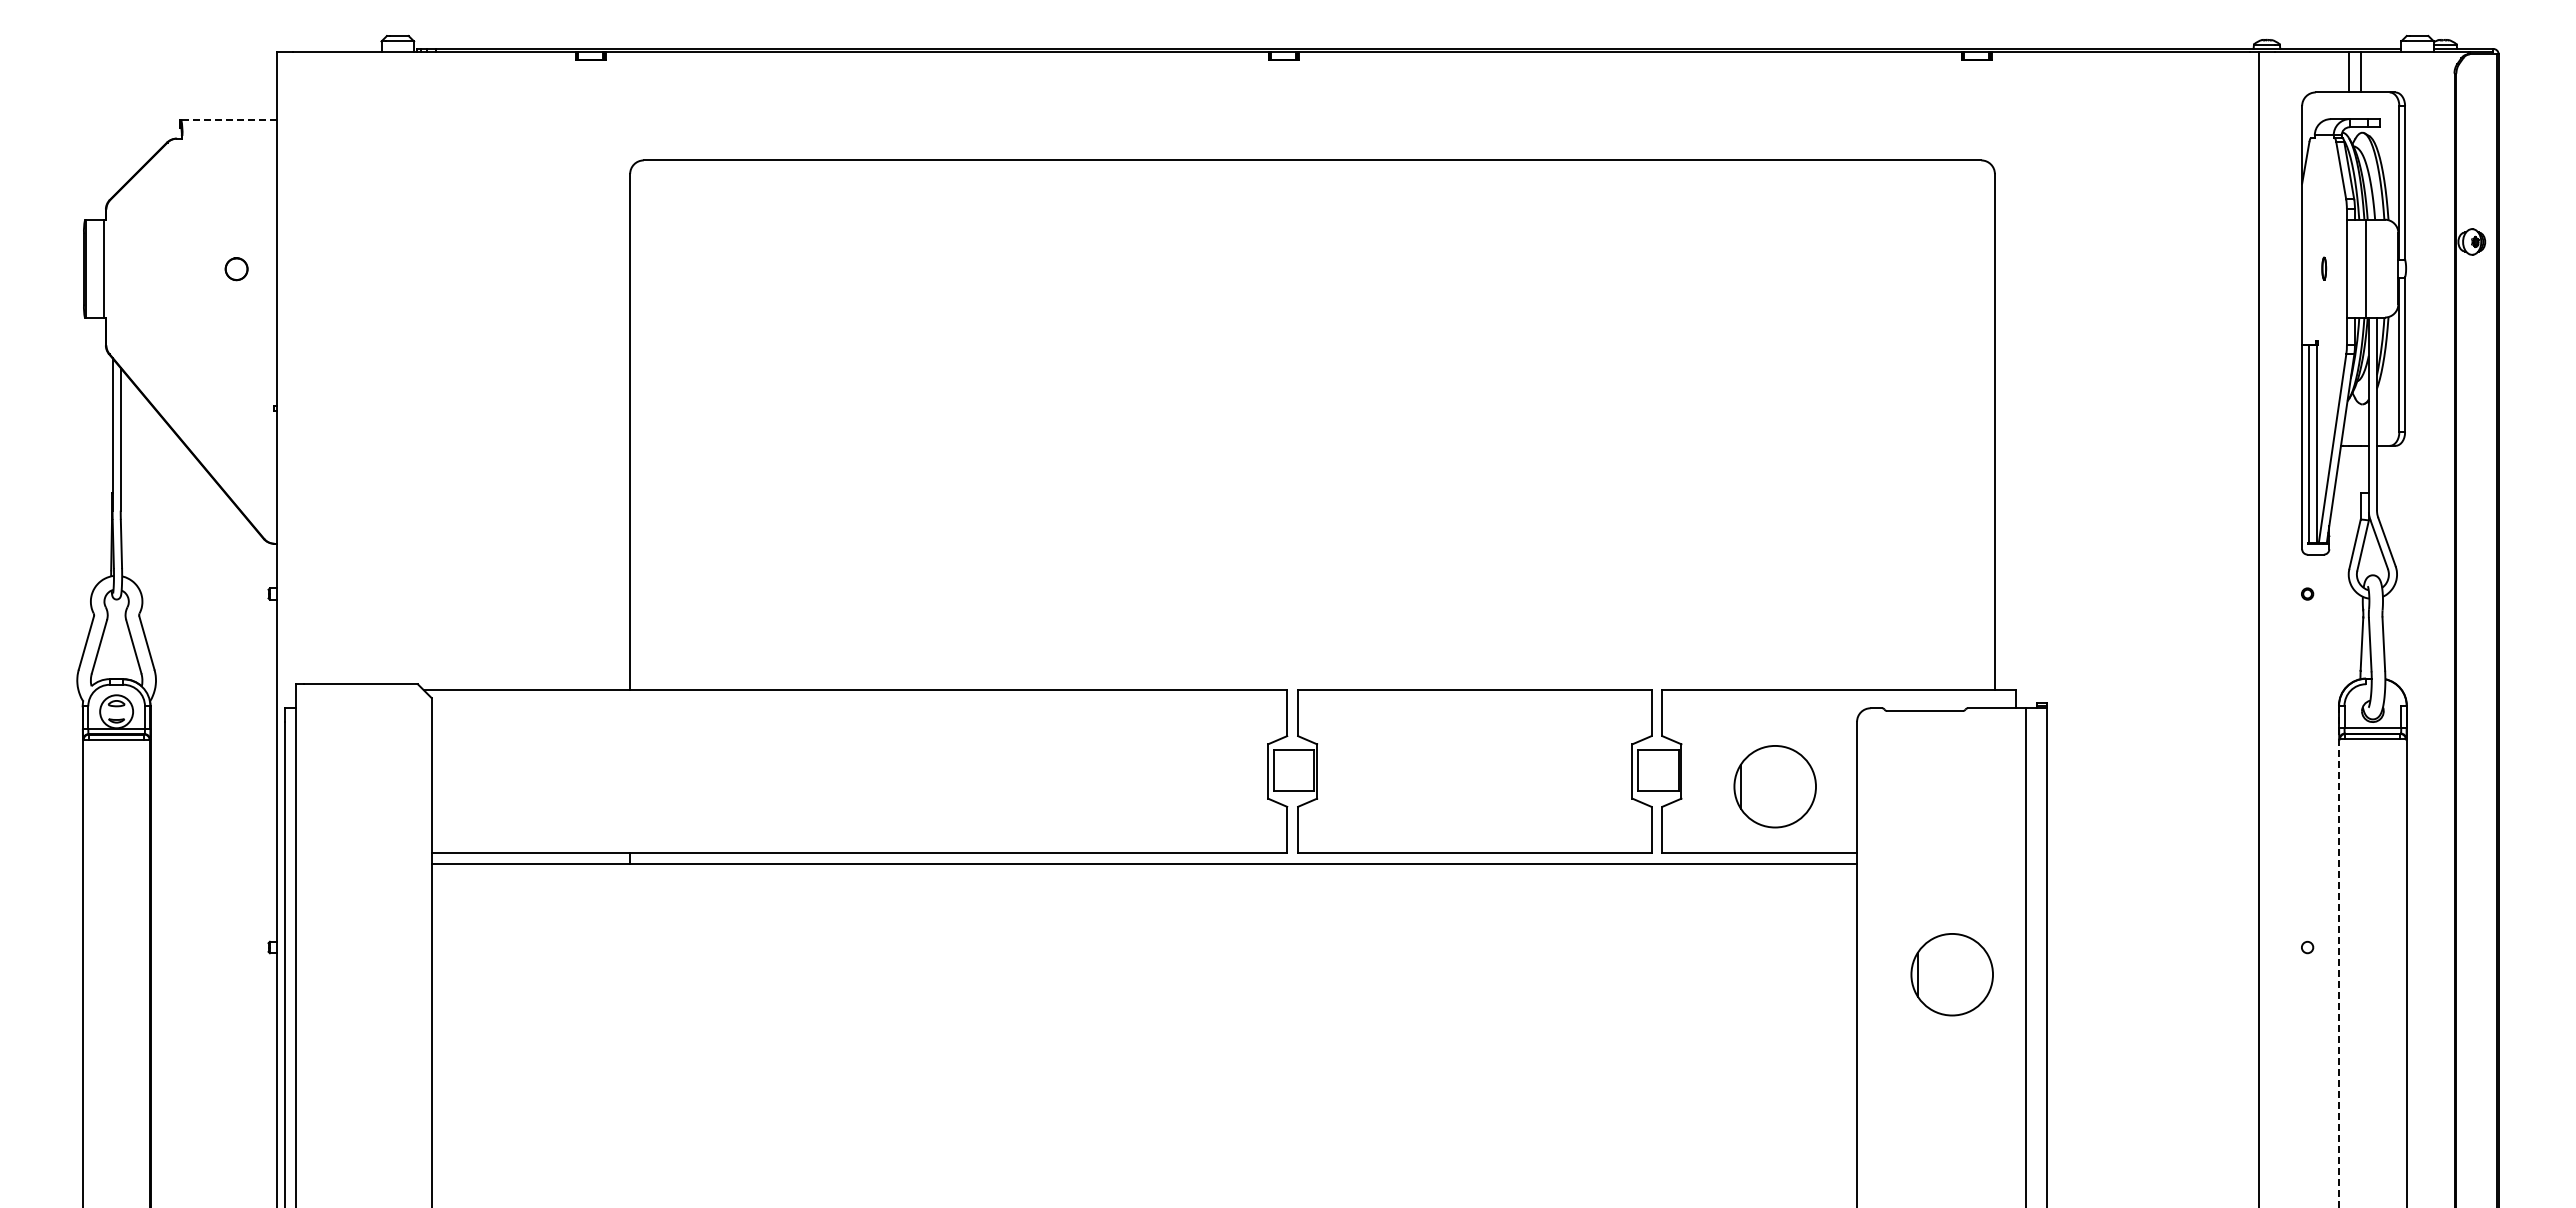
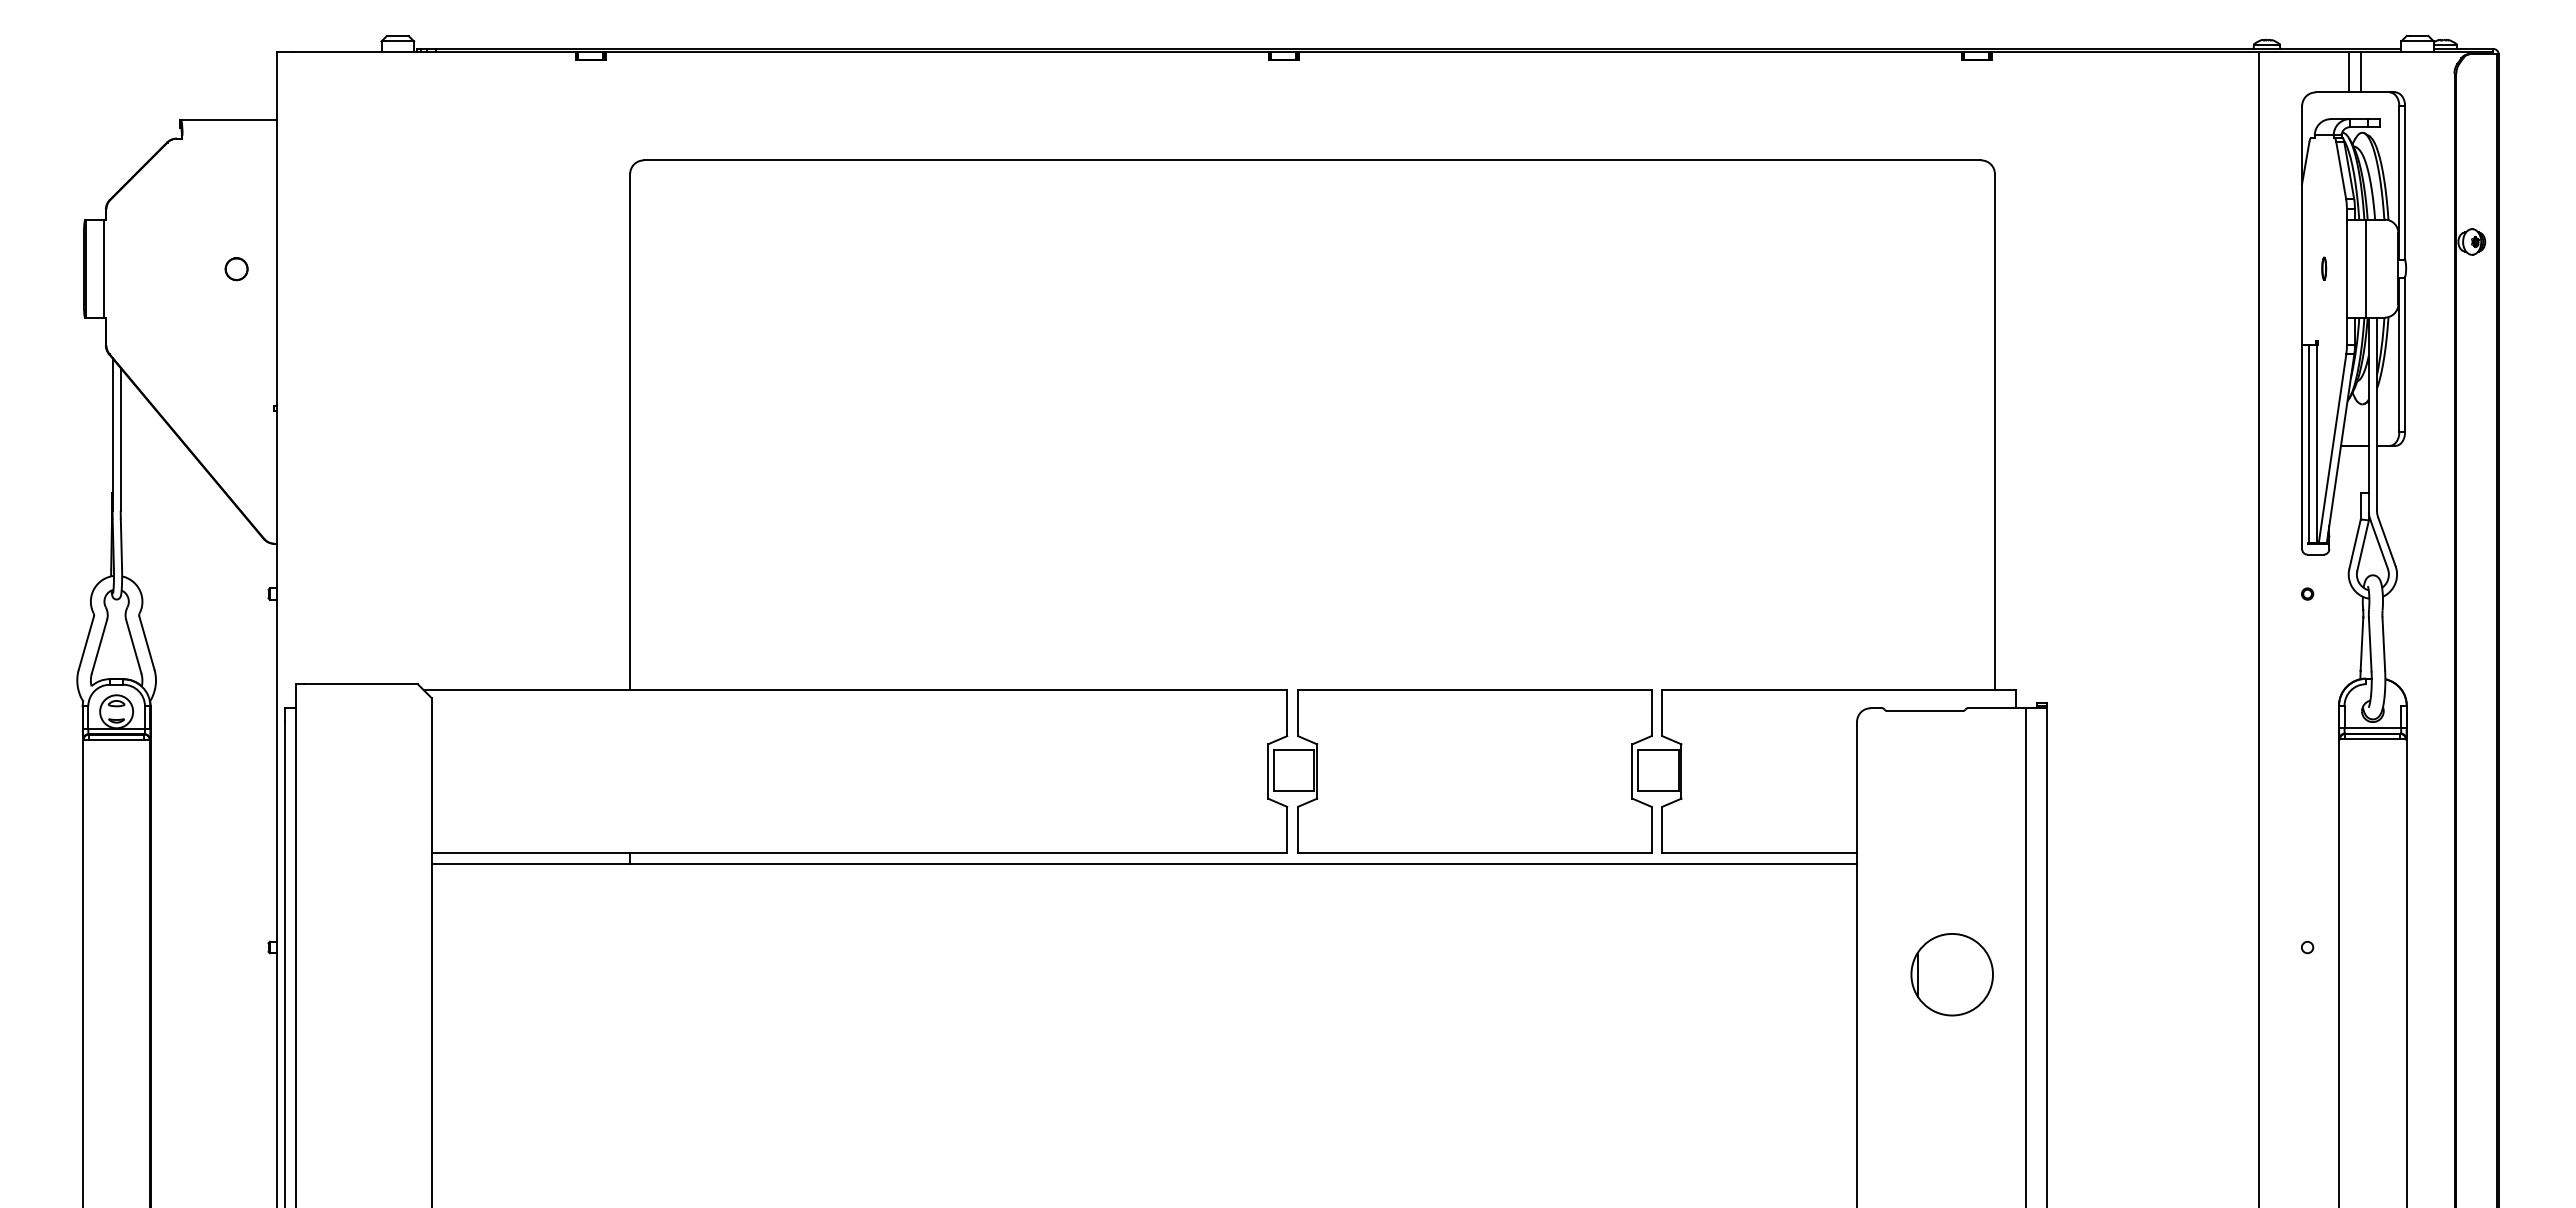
line: dashed -> solid (228, 119)
part: present -> none (1774, 786)
line: dashed -> solid (2338, 956)
